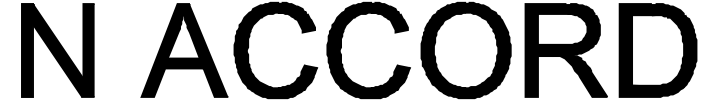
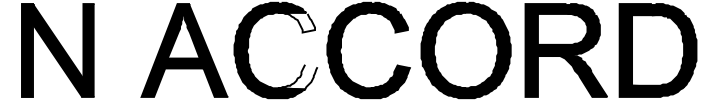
fill: present -> none (296, 22)
fill: present -> none (297, 76)
